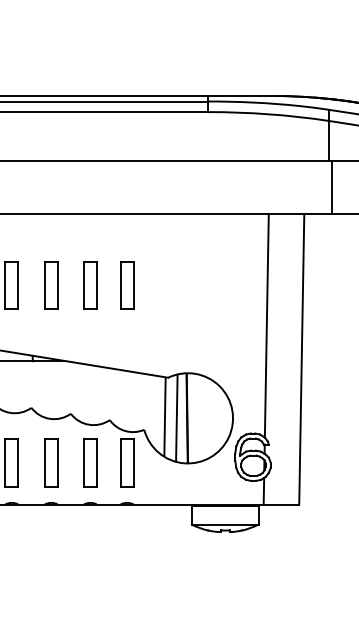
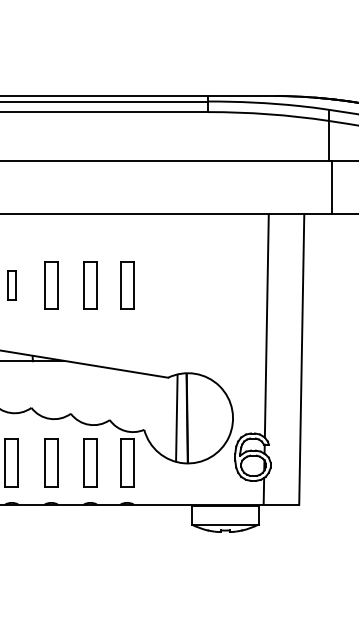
part size: 15x49 px -> 10x31 px (11, 285)
line: present -> none (164, 416)
